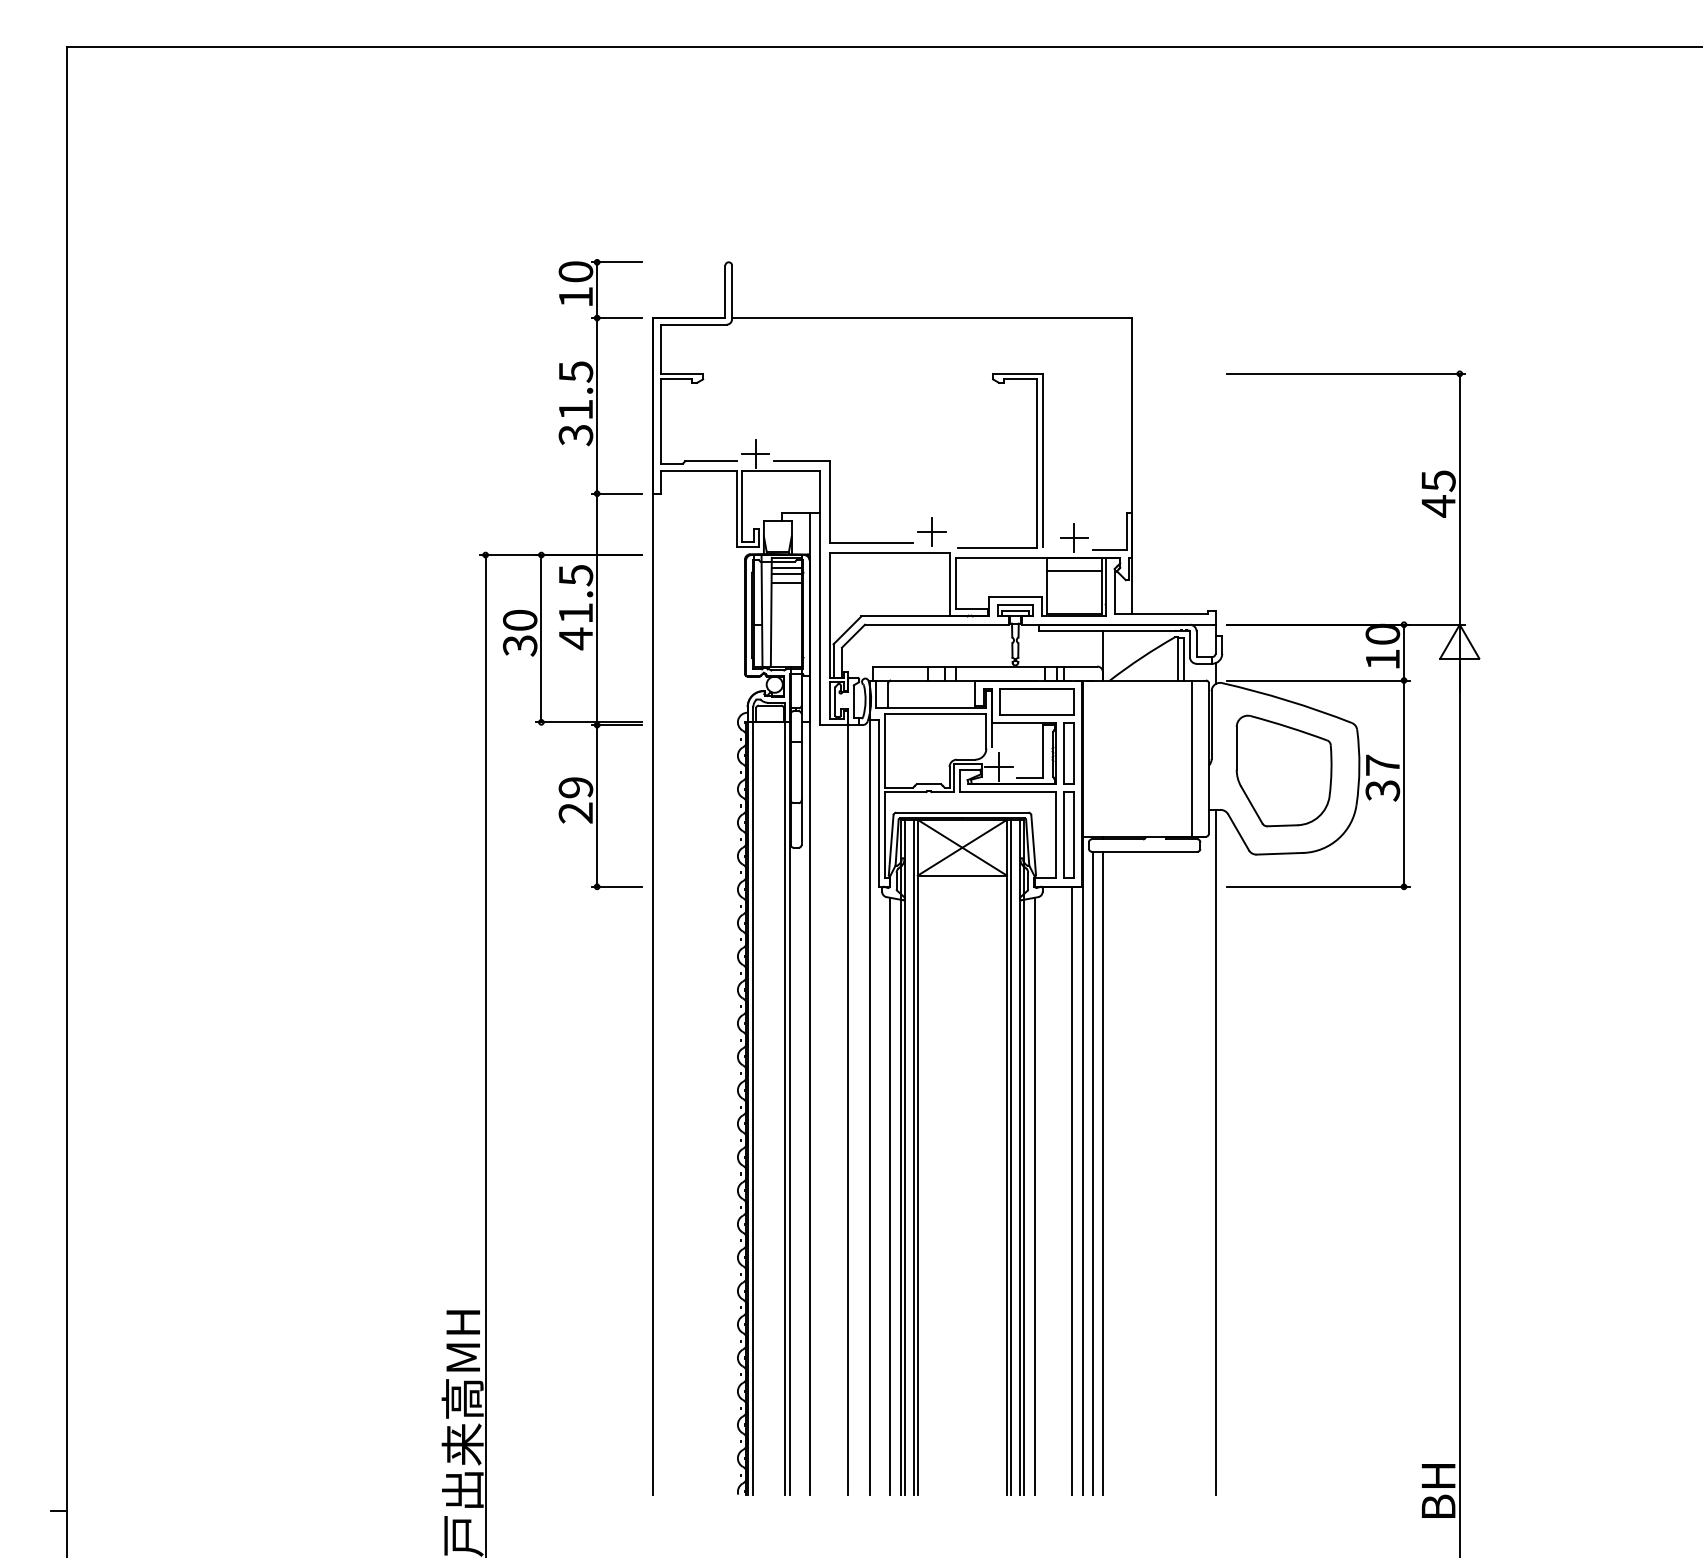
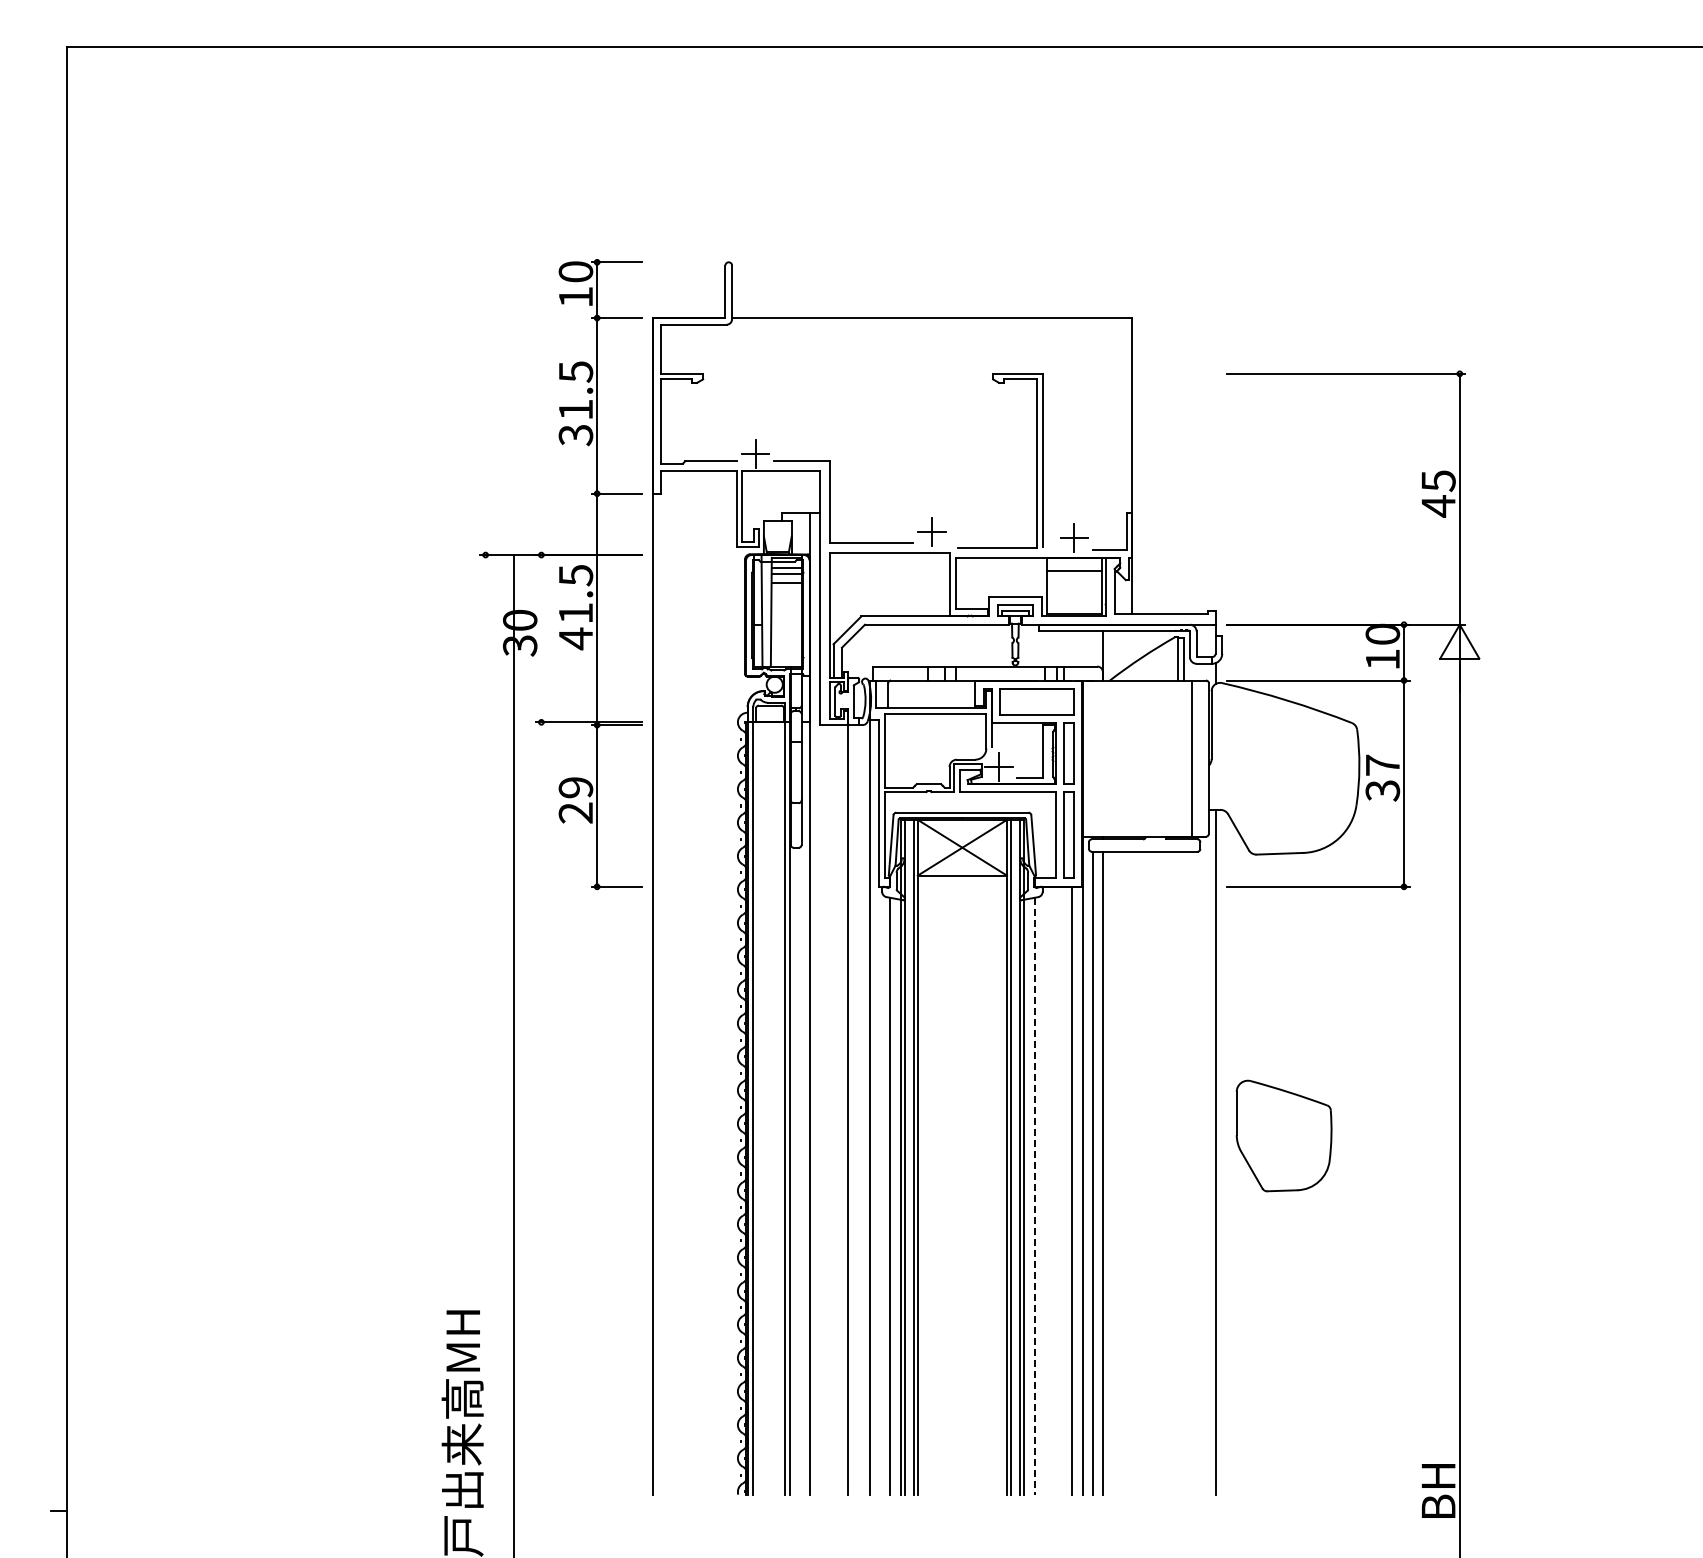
line: present -> none (541, 638)
part position: (1283, 770) -> (1283, 1135) (1283, 1135)
line position: (485, 1054) -> (513, 1054) (513, 1054)
line: solid -> dashed (1034, 1196)
